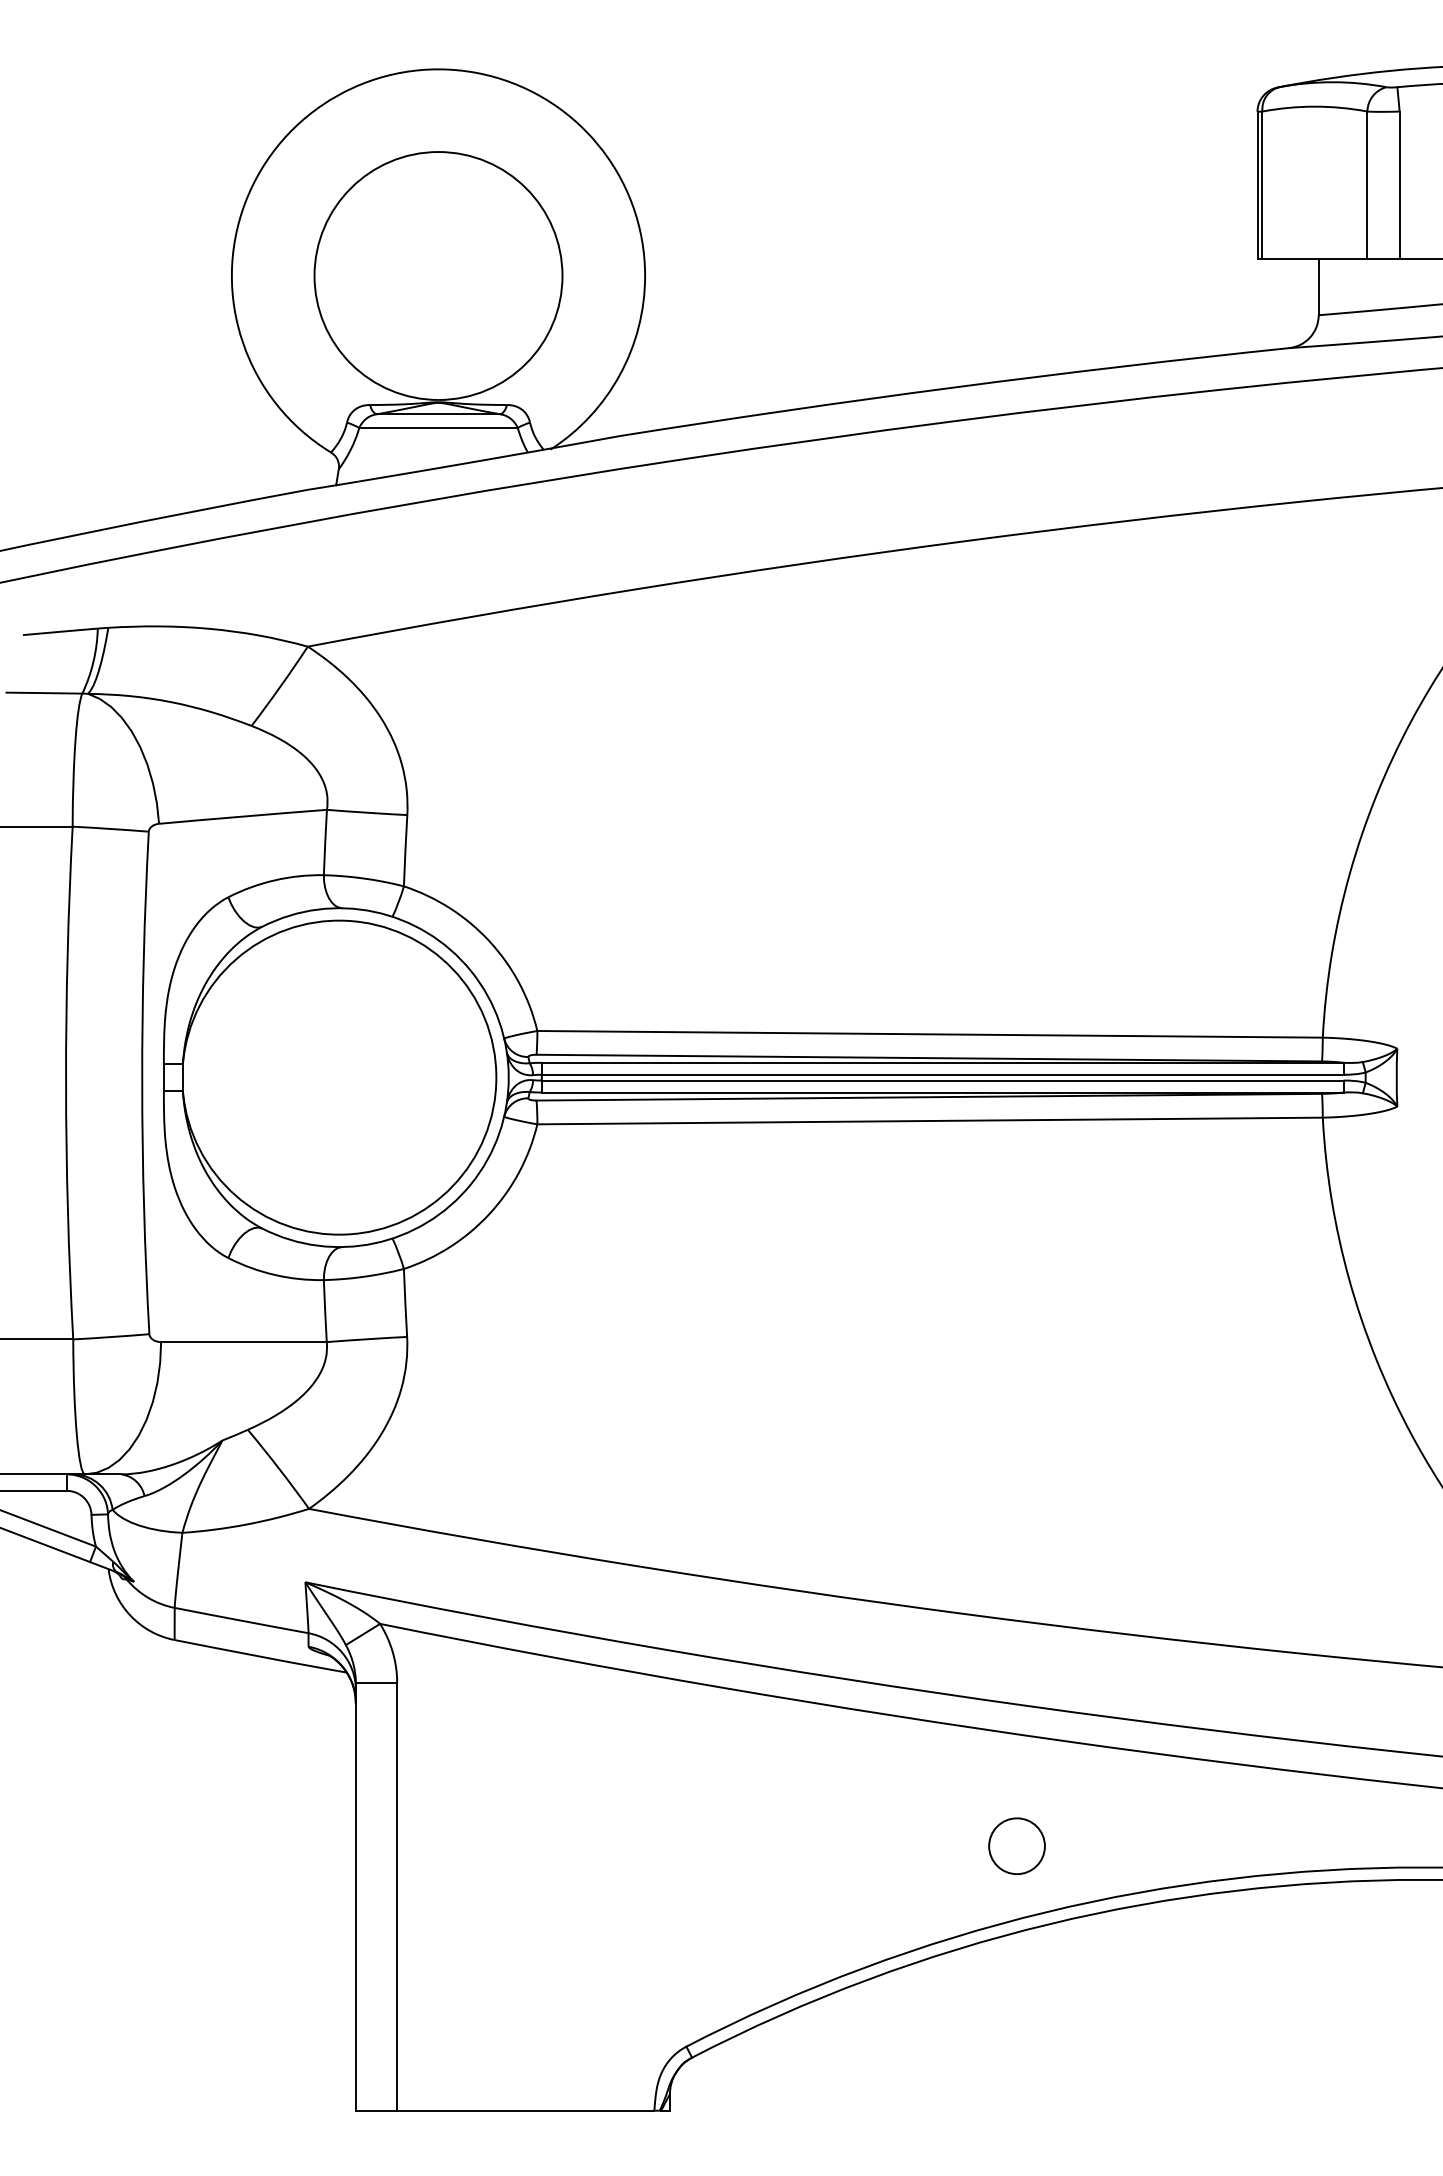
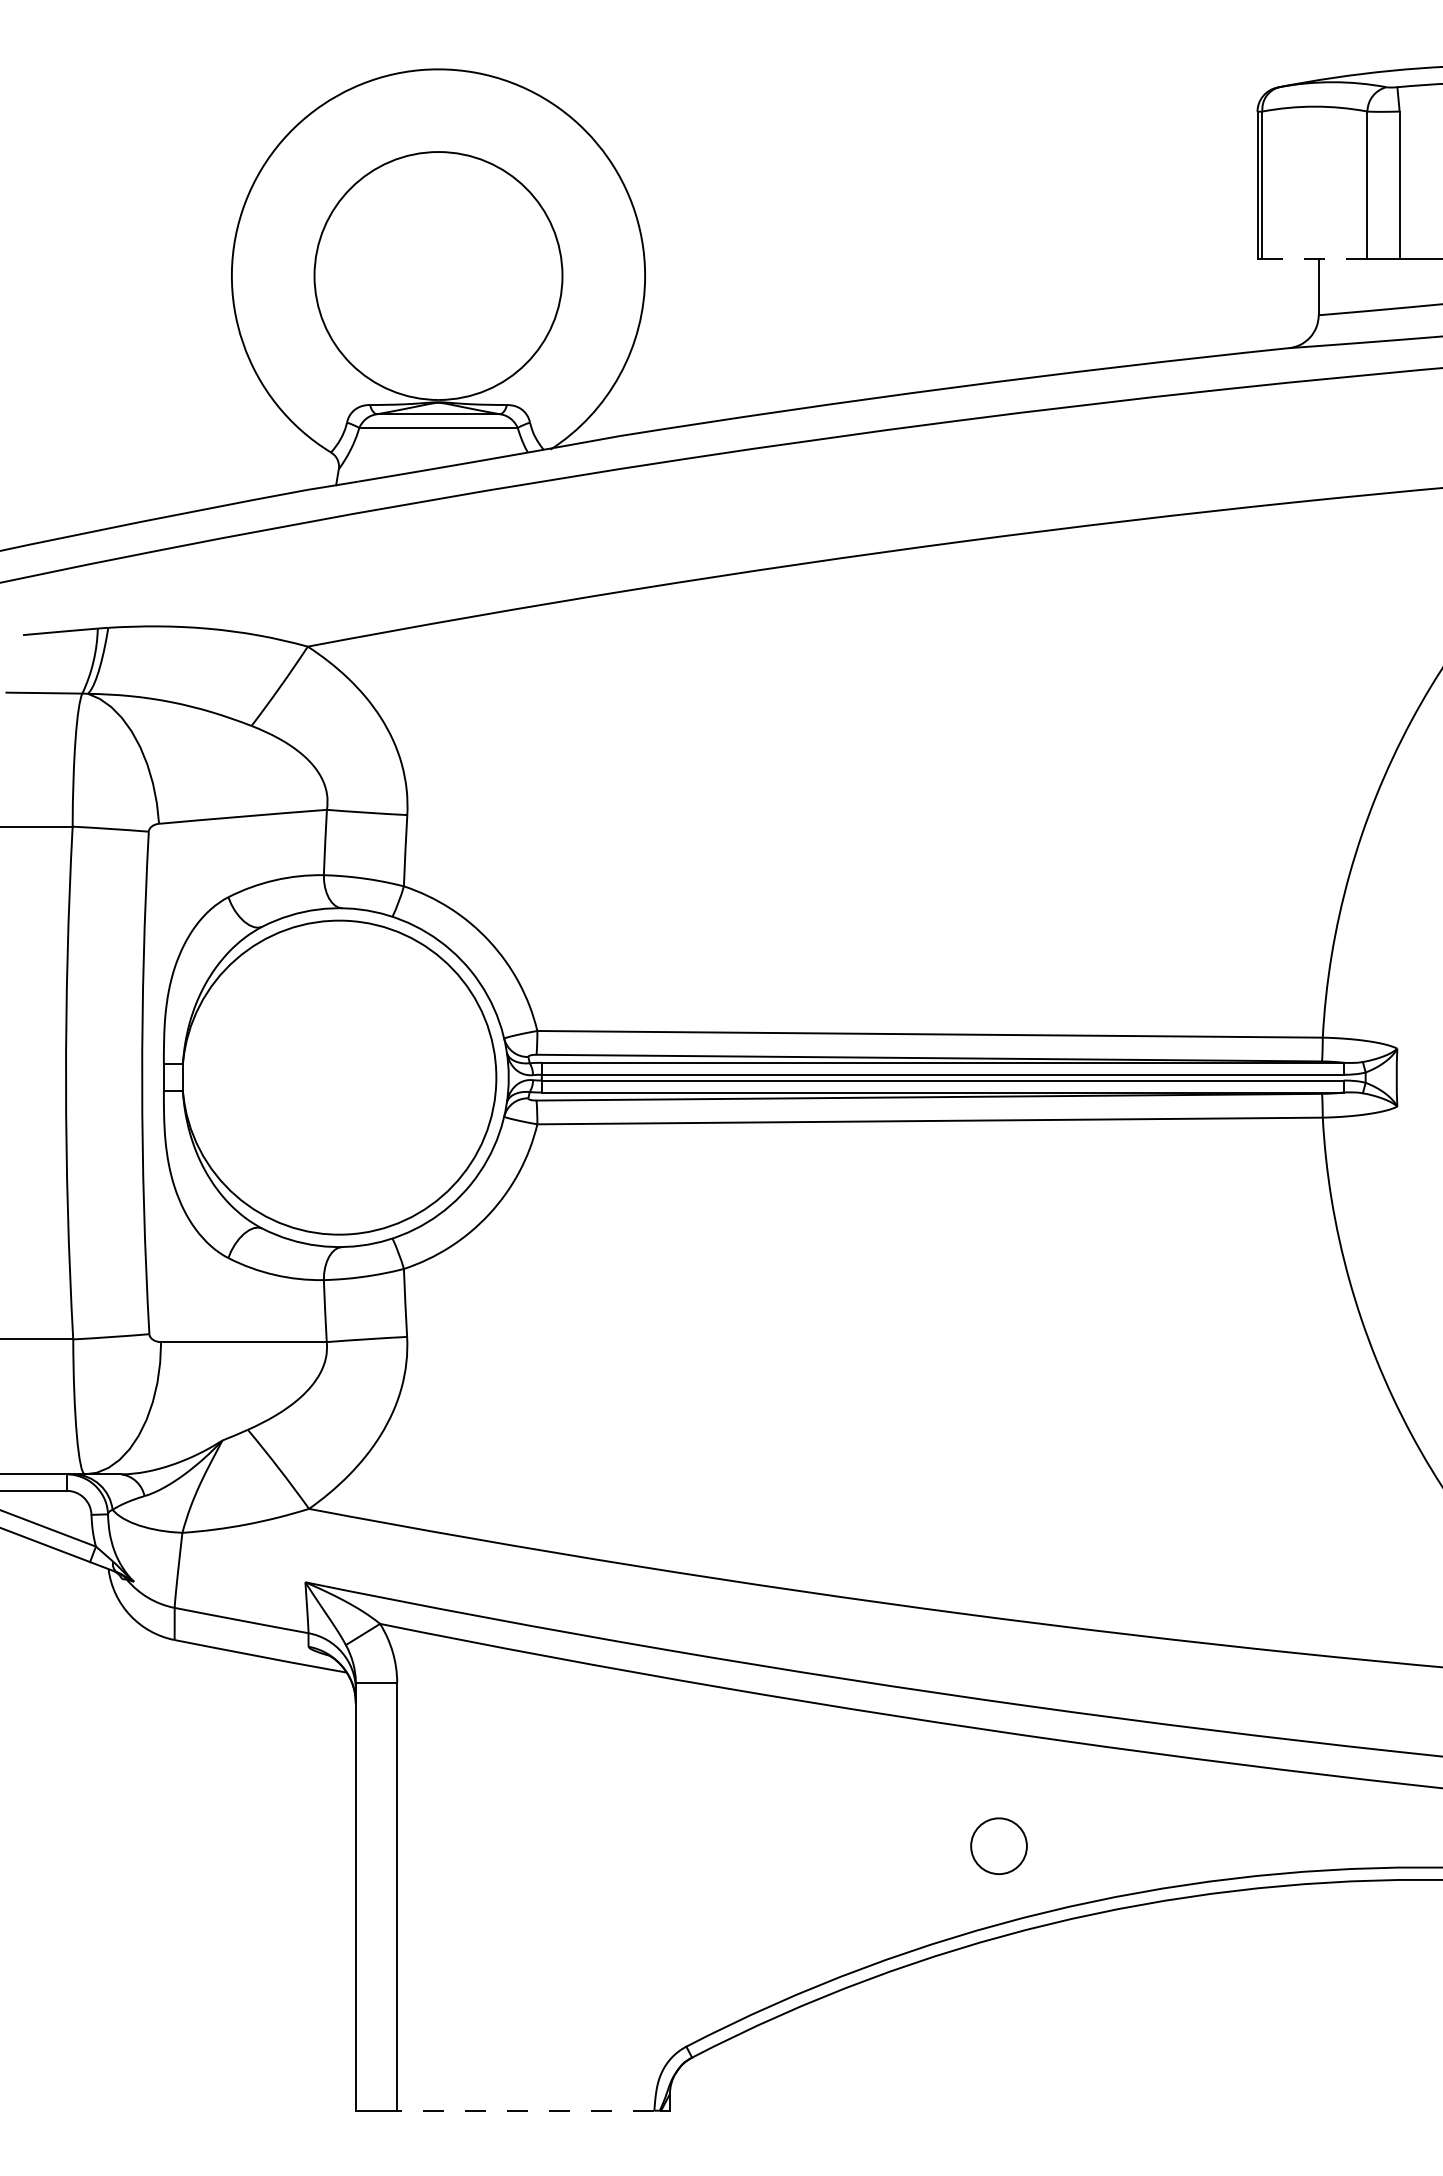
line: solid -> dashed (1315, 259)
circle position: (1016, 1845) -> (998, 1845) (998, 1845)
line: solid -> dashed (525, 2110)
